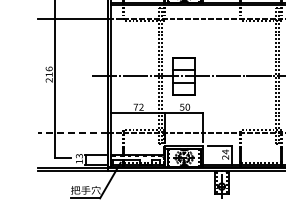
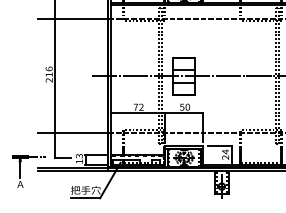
line: dashed -> solid (73, 132)
part: none -> present (20, 171)
